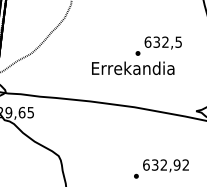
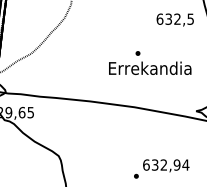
text position: (162, 42) -> (174, 19) (174, 19)
text position: (133, 67) -> (150, 67) (150, 67)
text: 632,92 -> 632,94 (185, 164)
